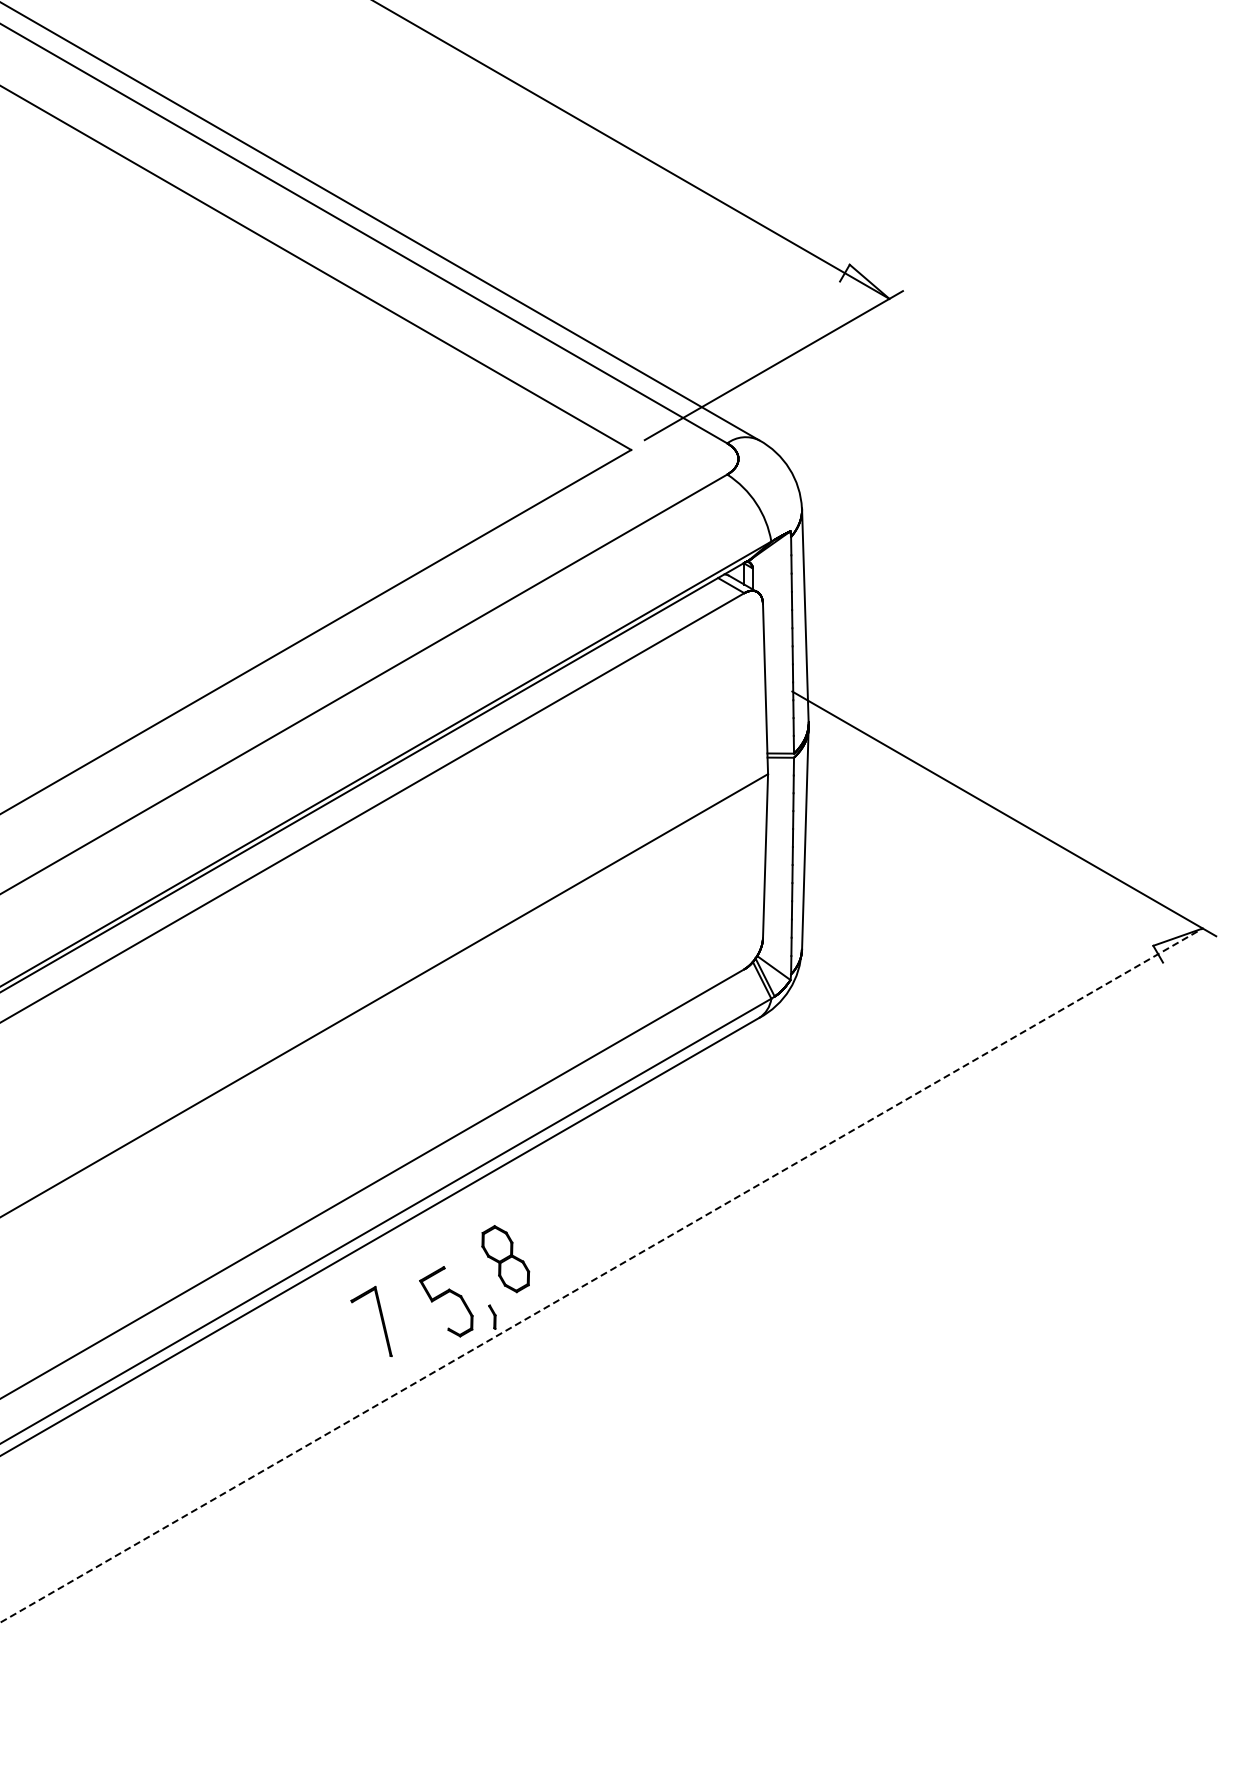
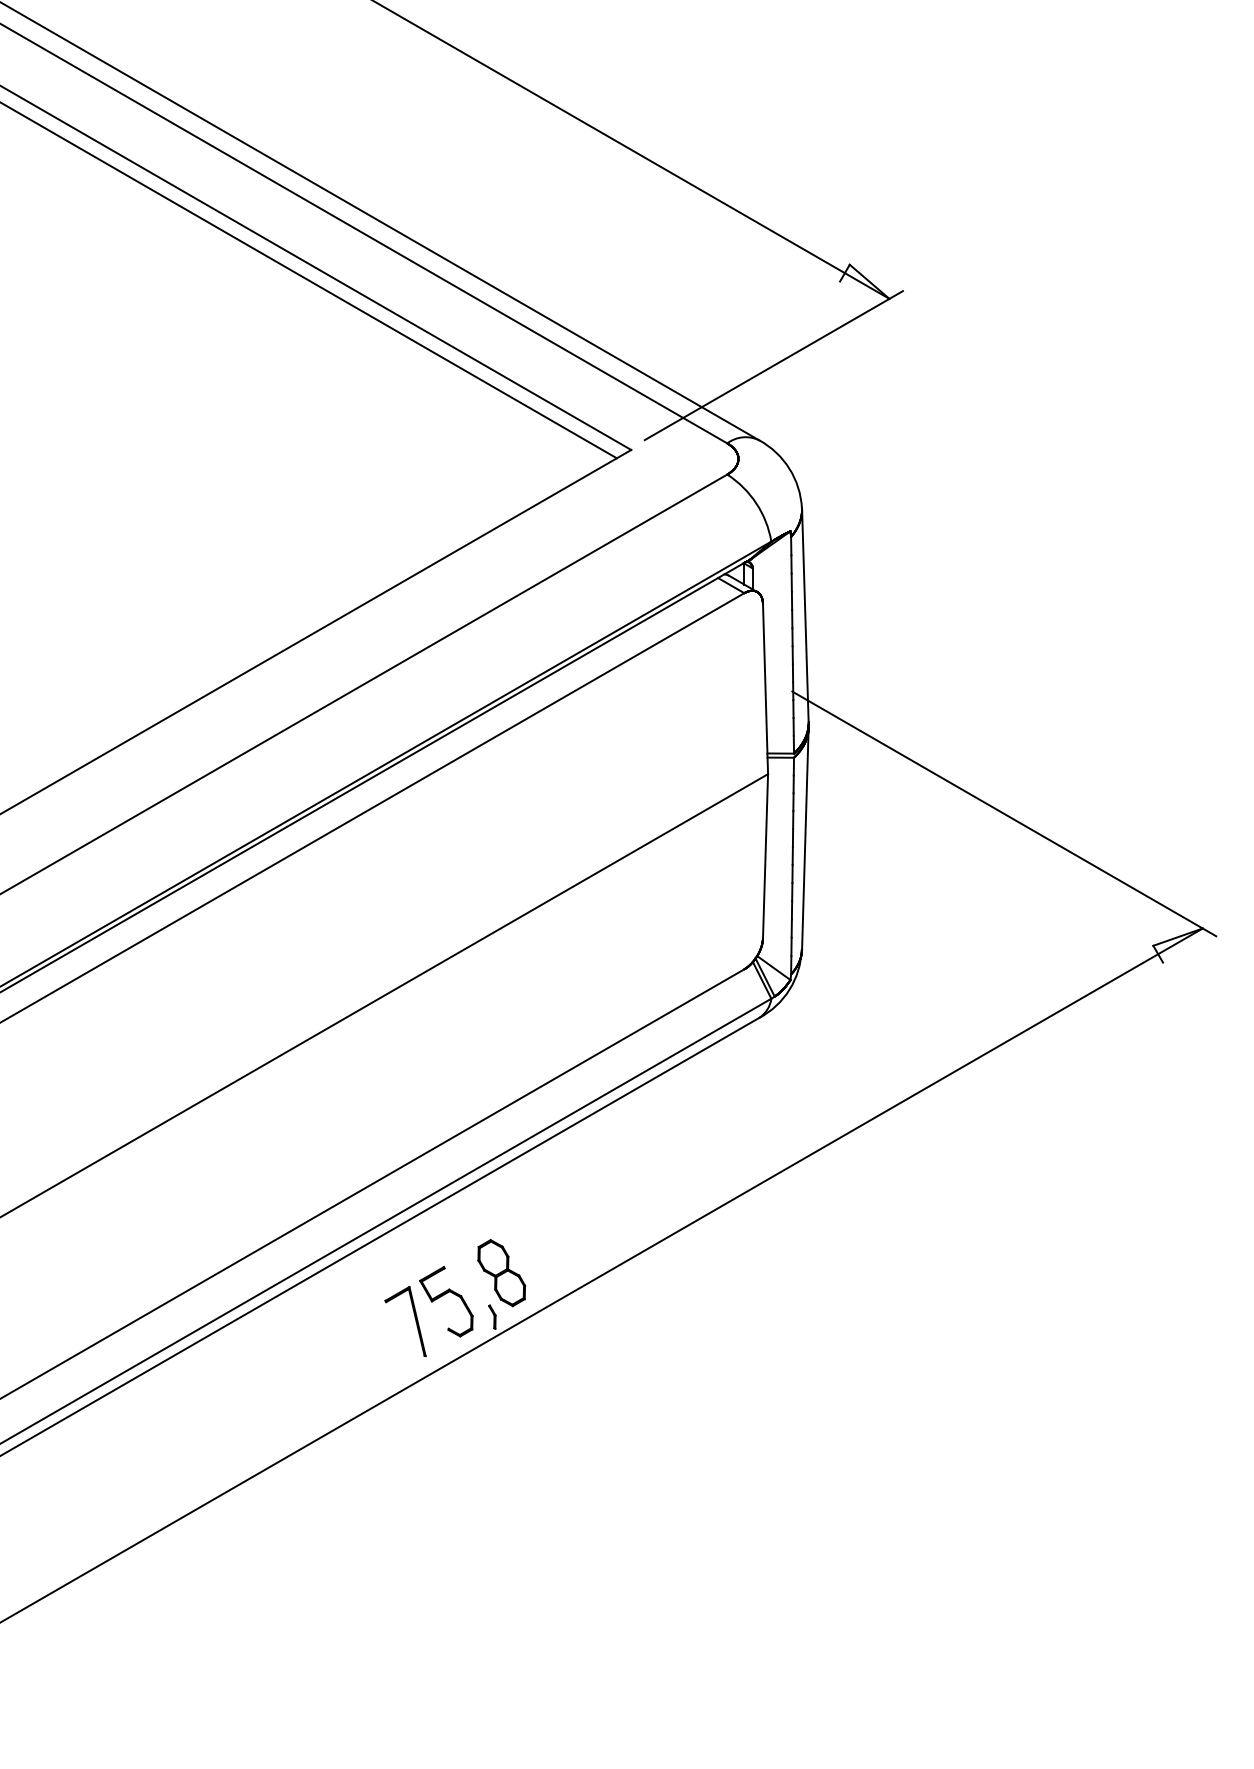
line: none -> present (309, 280)
part position: (505, 1259) -> (501, 1273) (501, 1273)
line: dashed -> solid (601, 1275)
part position: (380, 1318) -> (414, 1318) (414, 1318)
